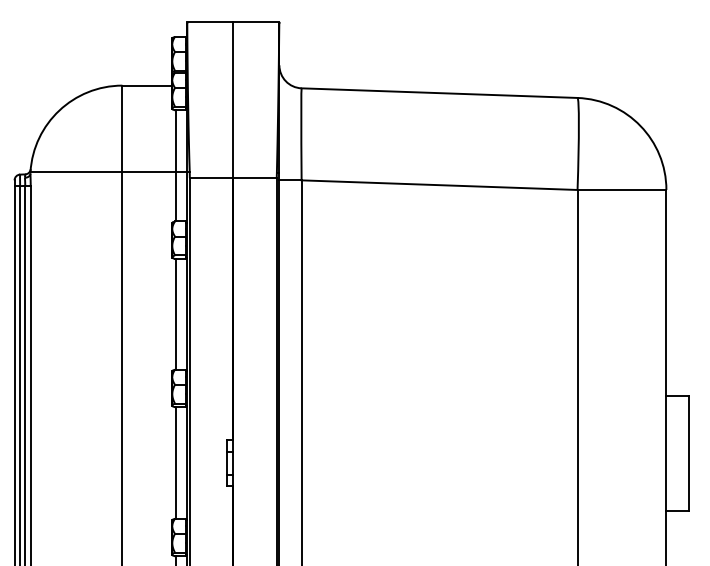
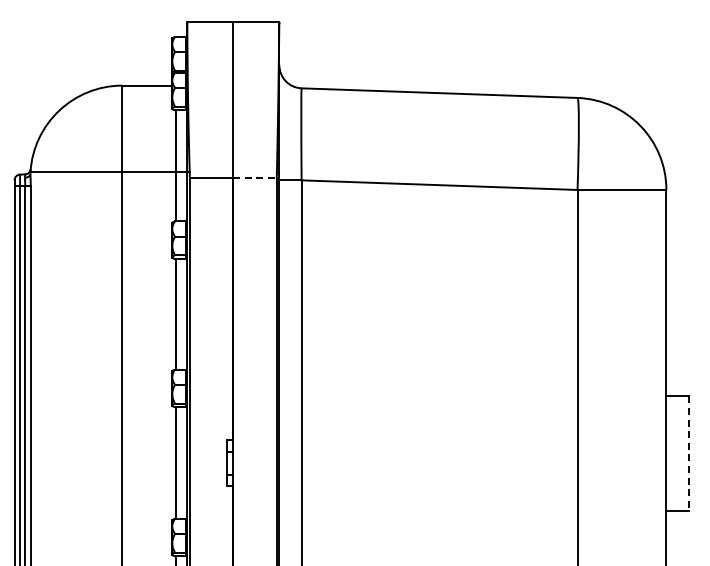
line: solid -> dashed (255, 177)
line: solid -> dashed (689, 453)
